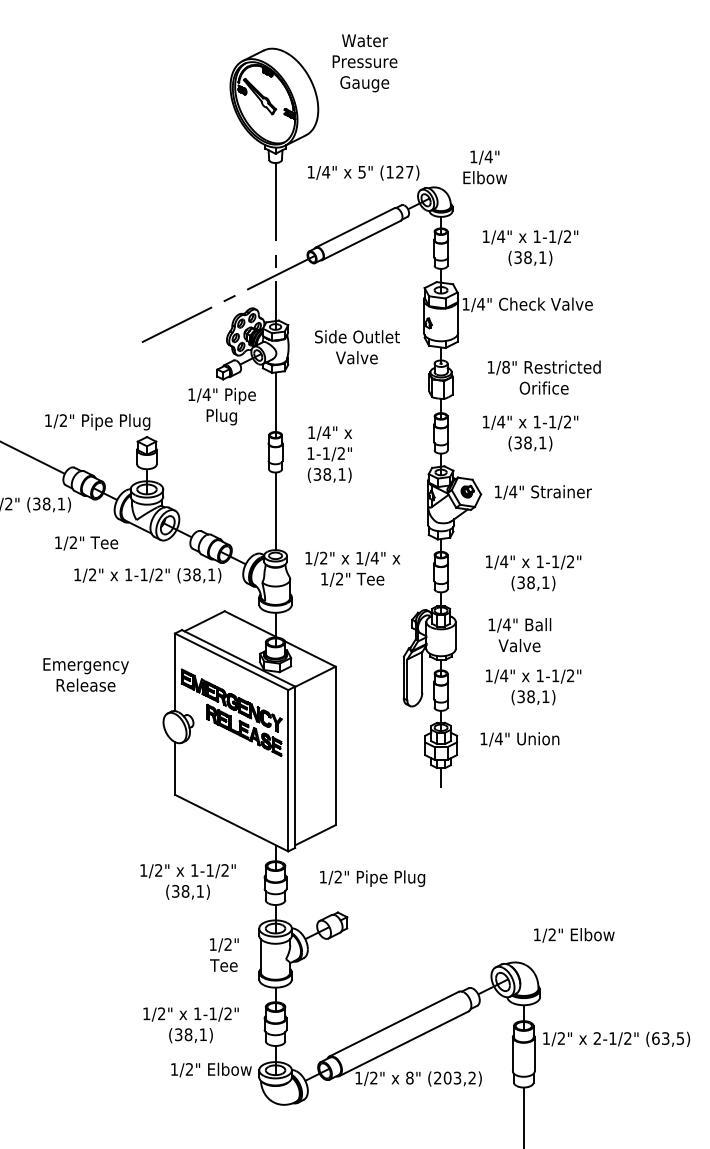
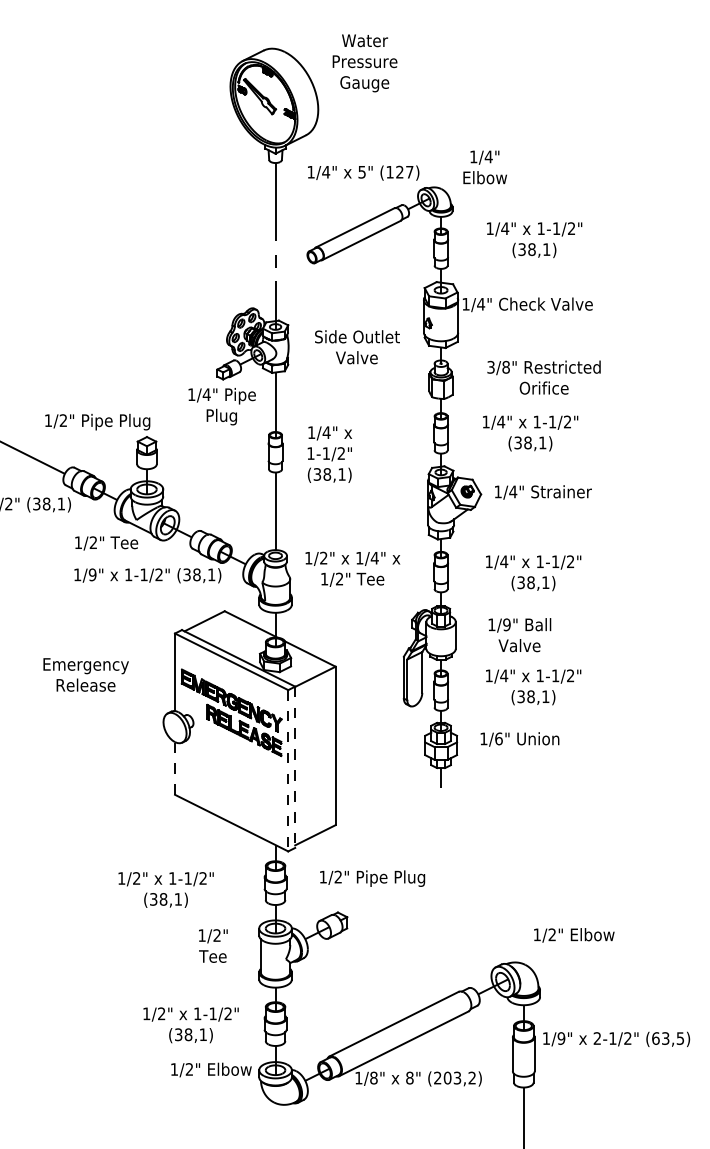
text position: (530, 248) -> (534, 240) (534, 240)
line: present -> none (228, 298)
text: 1/8" -> 3/8" (490, 366)
text position: (86, 543) -> (106, 543) (106, 543)
text: 1/2" -> 1/9" (92, 574)
text: 1/4" -> 1/9" (506, 624)
text: 1/4" -> 1/6" (498, 738)
line: solid -> dashed (295, 767)
line: solid -> dashed (175, 768)
line: solid -> dashed (288, 770)
text position: (187, 881) -> (165, 889) (165, 889)
text position: (224, 954) -> (213, 945) (213, 945)
text: 1/2" -> 1/9" (561, 1038)
text: 1/2" -> 1/8" (373, 1077)
